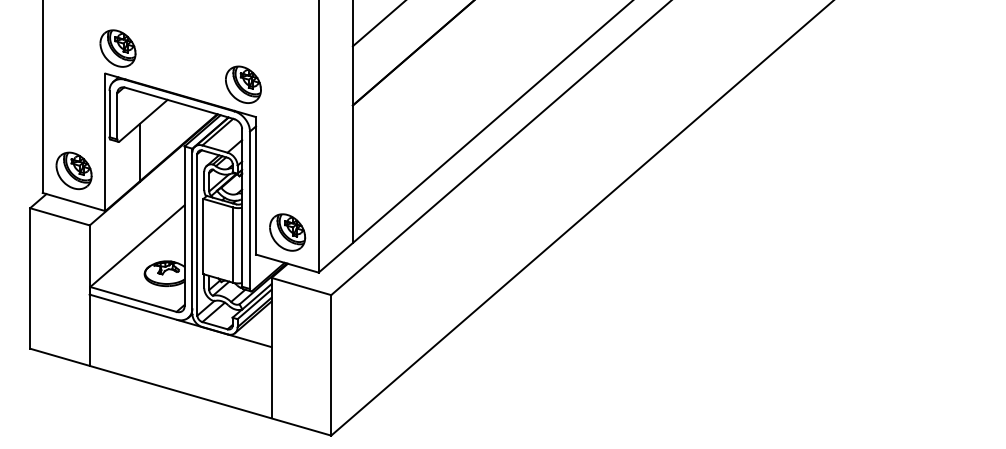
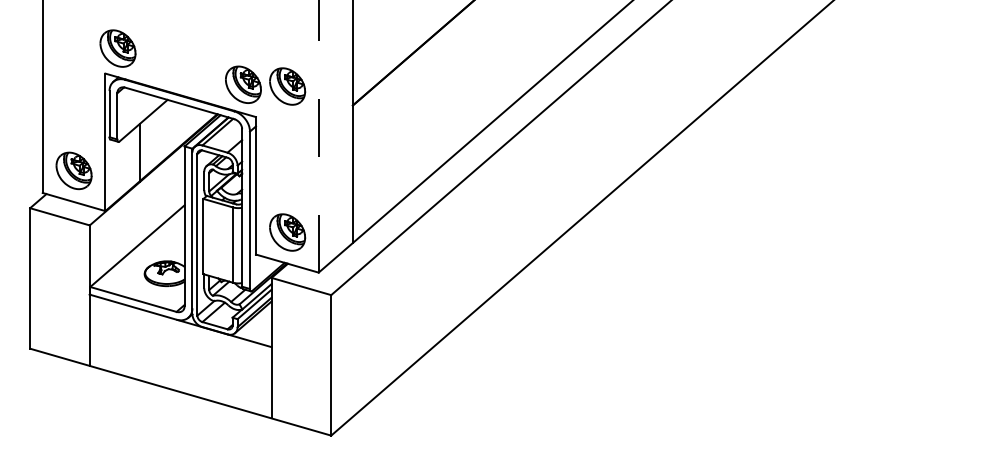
line: present -> none (377, 24)
part: none -> present (287, 86)
line: solid -> dashed (318, 136)
